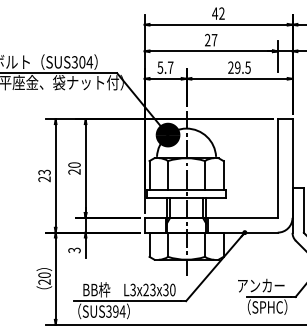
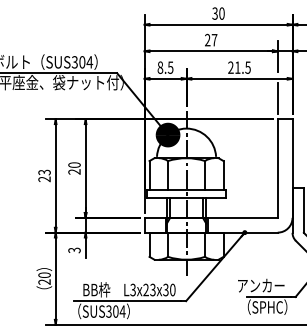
text: 42 -> 30 (218, 13)
text: 5.7 -> 8.5 (165, 67)
text: 29.5 -> 21.5 (237, 67)
line: none -> present (277, 98)
text: SUS394 -> SUS304 (115, 311)
